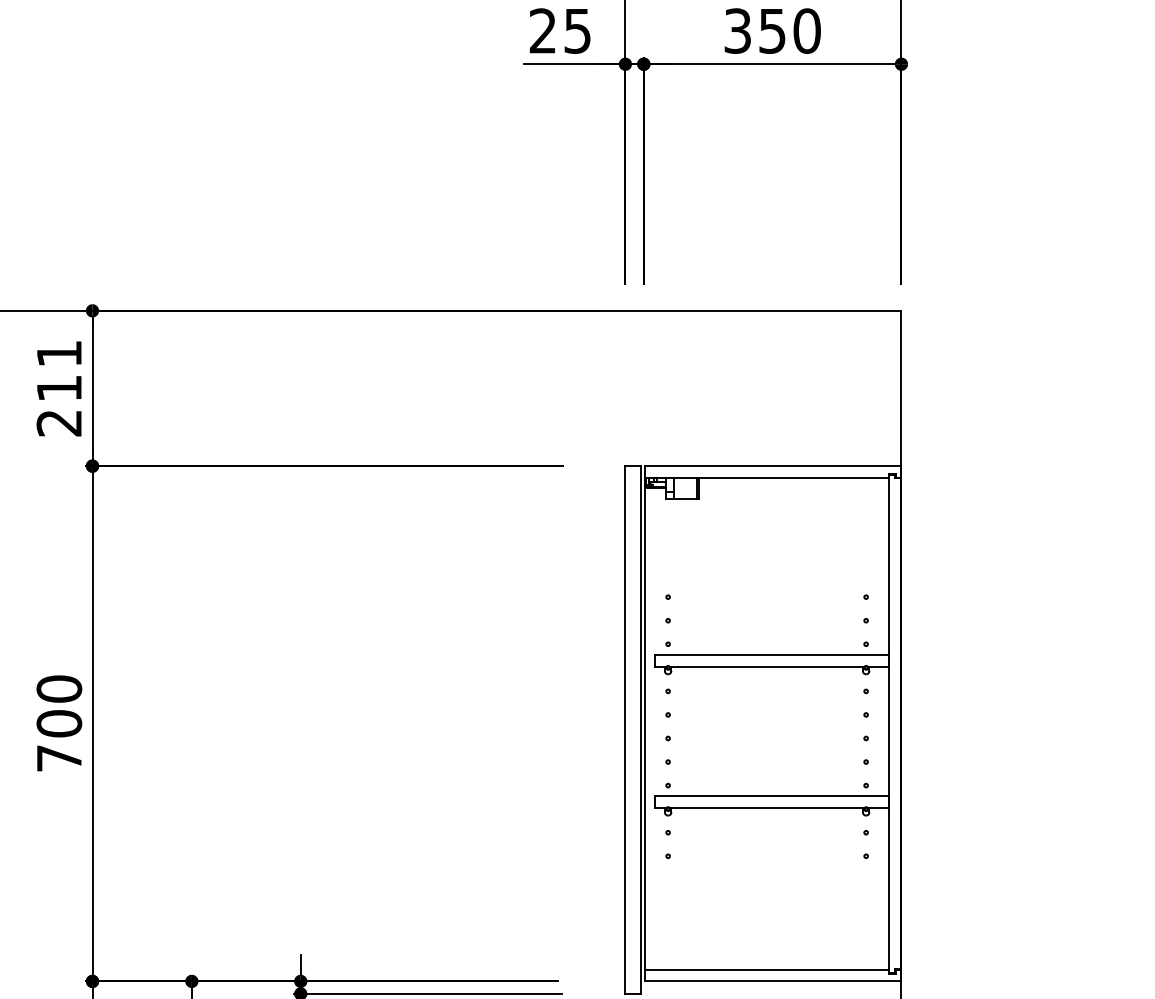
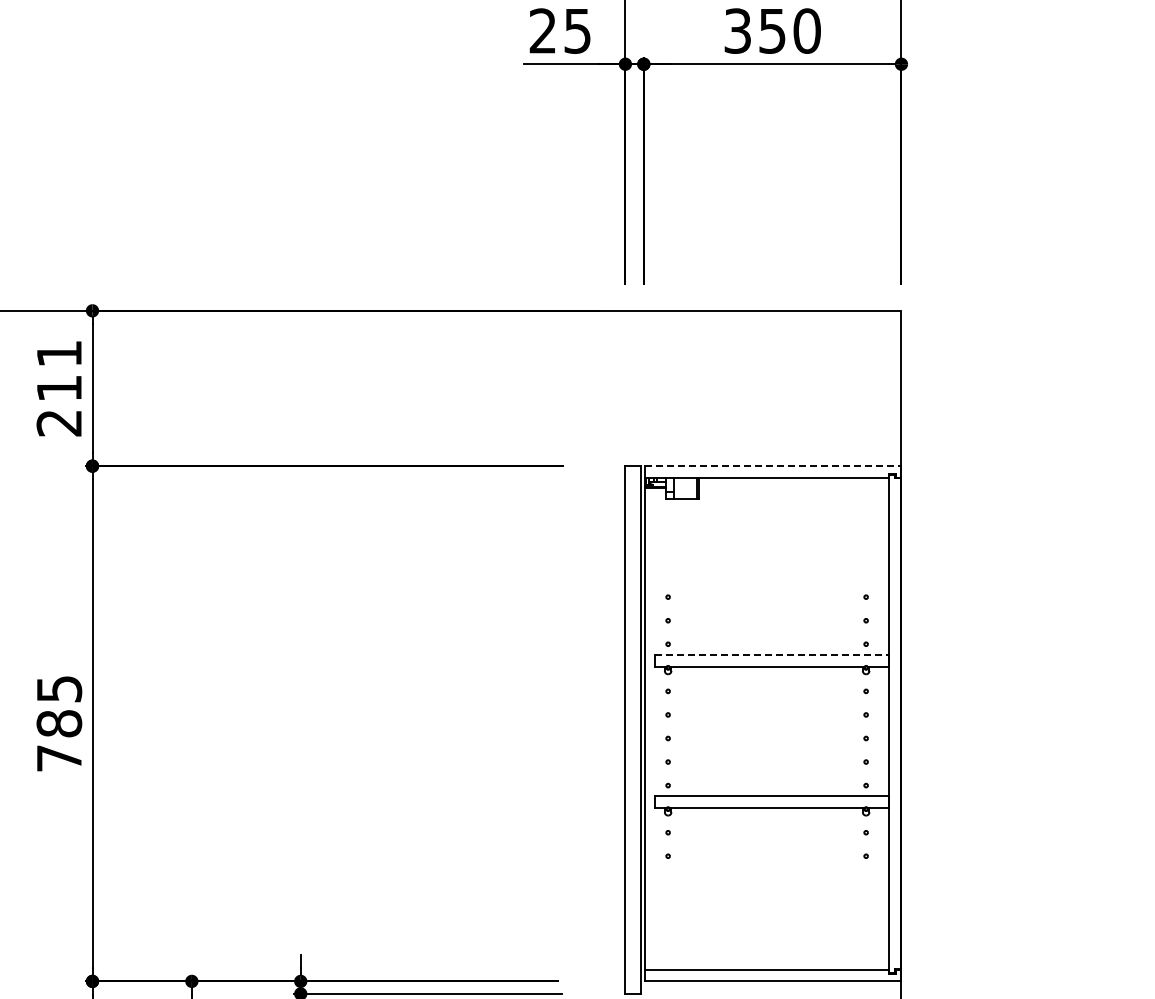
line: solid -> dashed (773, 466)
line: solid -> dashed (772, 655)
text: 700 -> 785 (59, 706)
